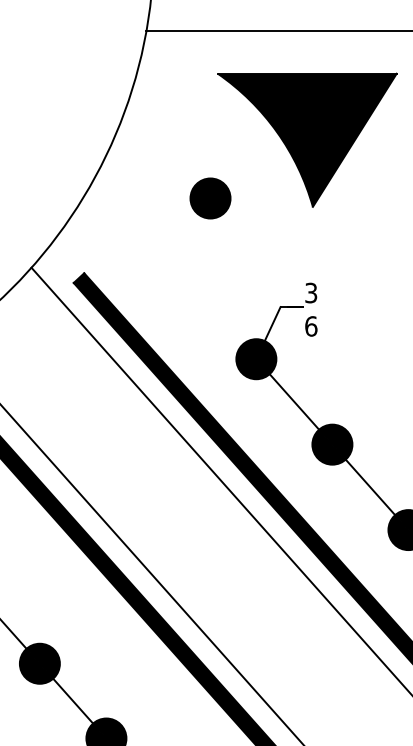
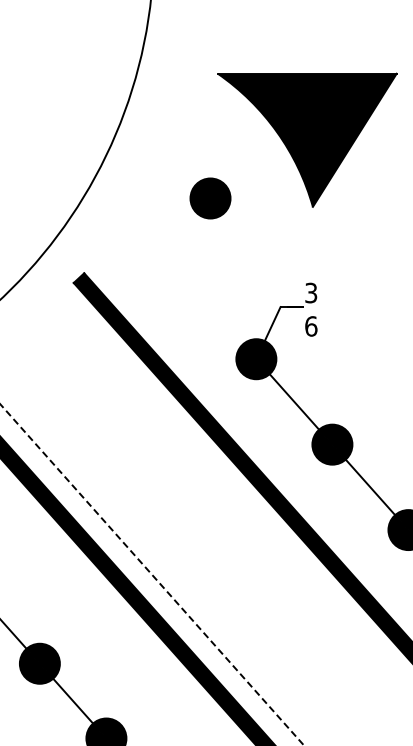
line: present -> none (277, 30)
line: present -> none (220, 479)
line: solid -> dashed (152, 574)
